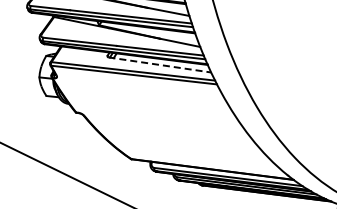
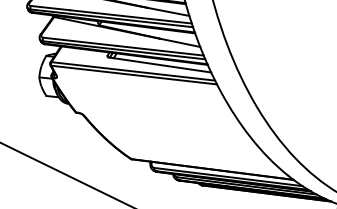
line: dashed -> solid (159, 64)
